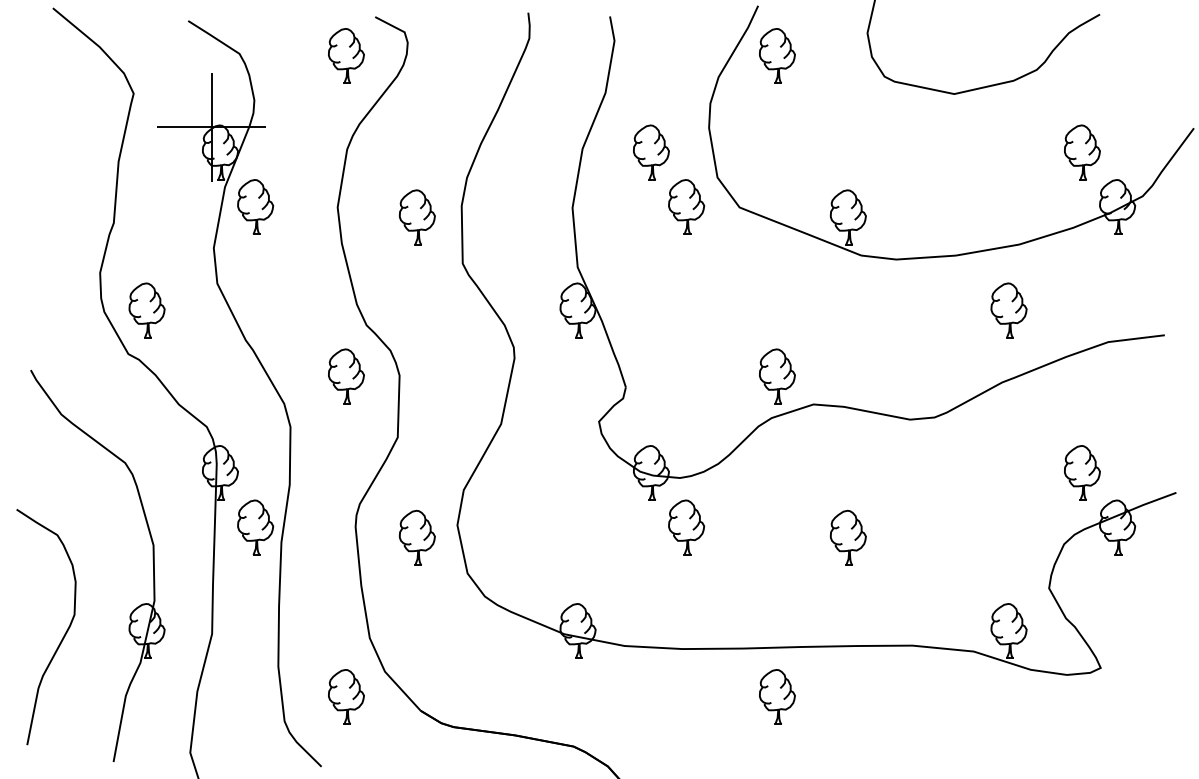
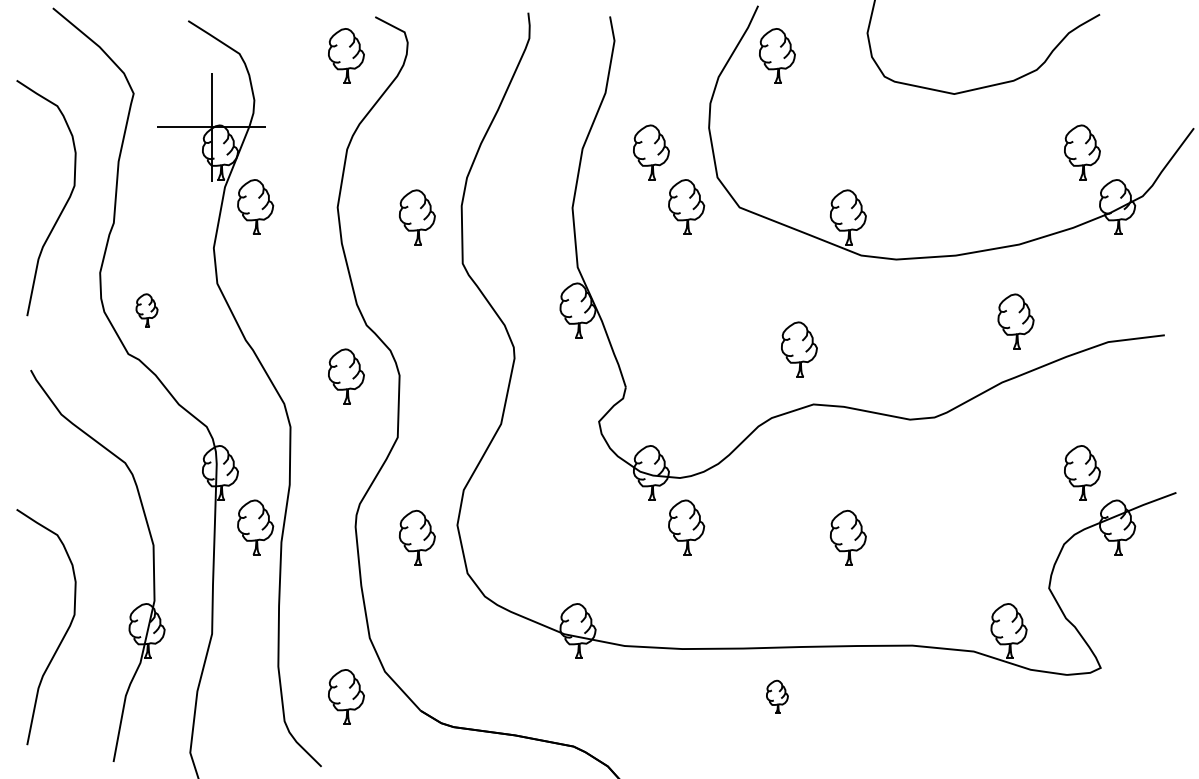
curve: none -> present (63, 206)
part size: 38x57 px -> 24x35 px (146, 310)
part position: (1008, 310) -> (1015, 321) (1015, 321)
part position: (777, 376) -> (799, 349) (799, 349)
part size: 37x56 px -> 23x35 px (777, 696)
